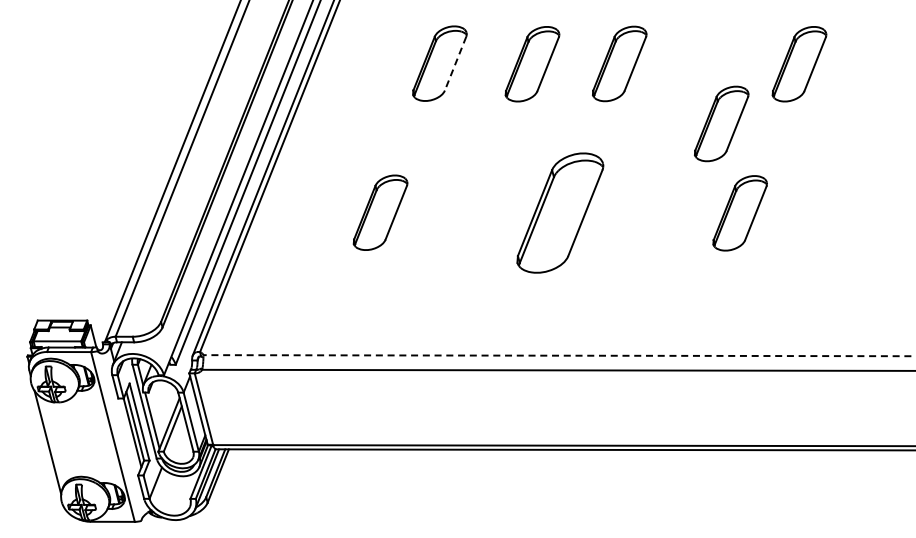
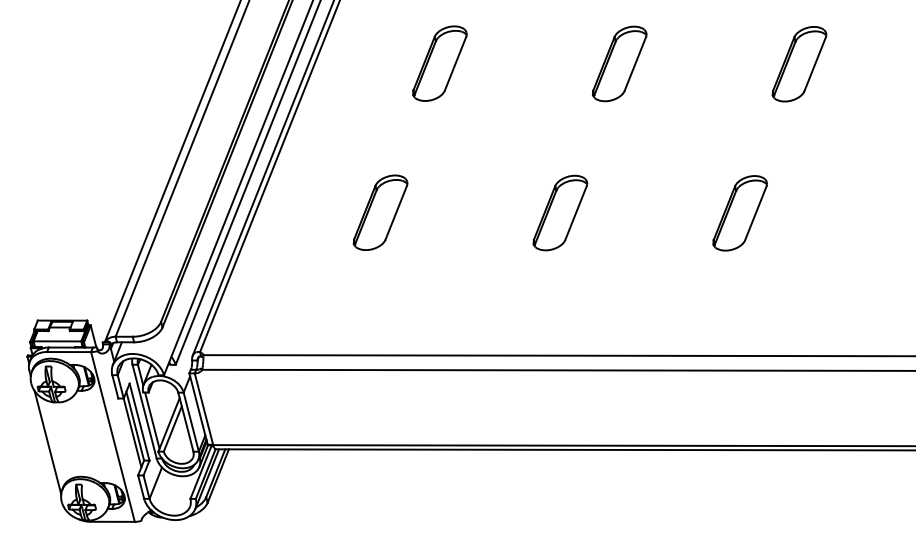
line: dashed -> solid (455, 63)
part: present -> none (532, 64)
part: present -> none (721, 123)
part size: 89x122 px -> 57x78 px (560, 212)
line: dashed -> solid (559, 355)
